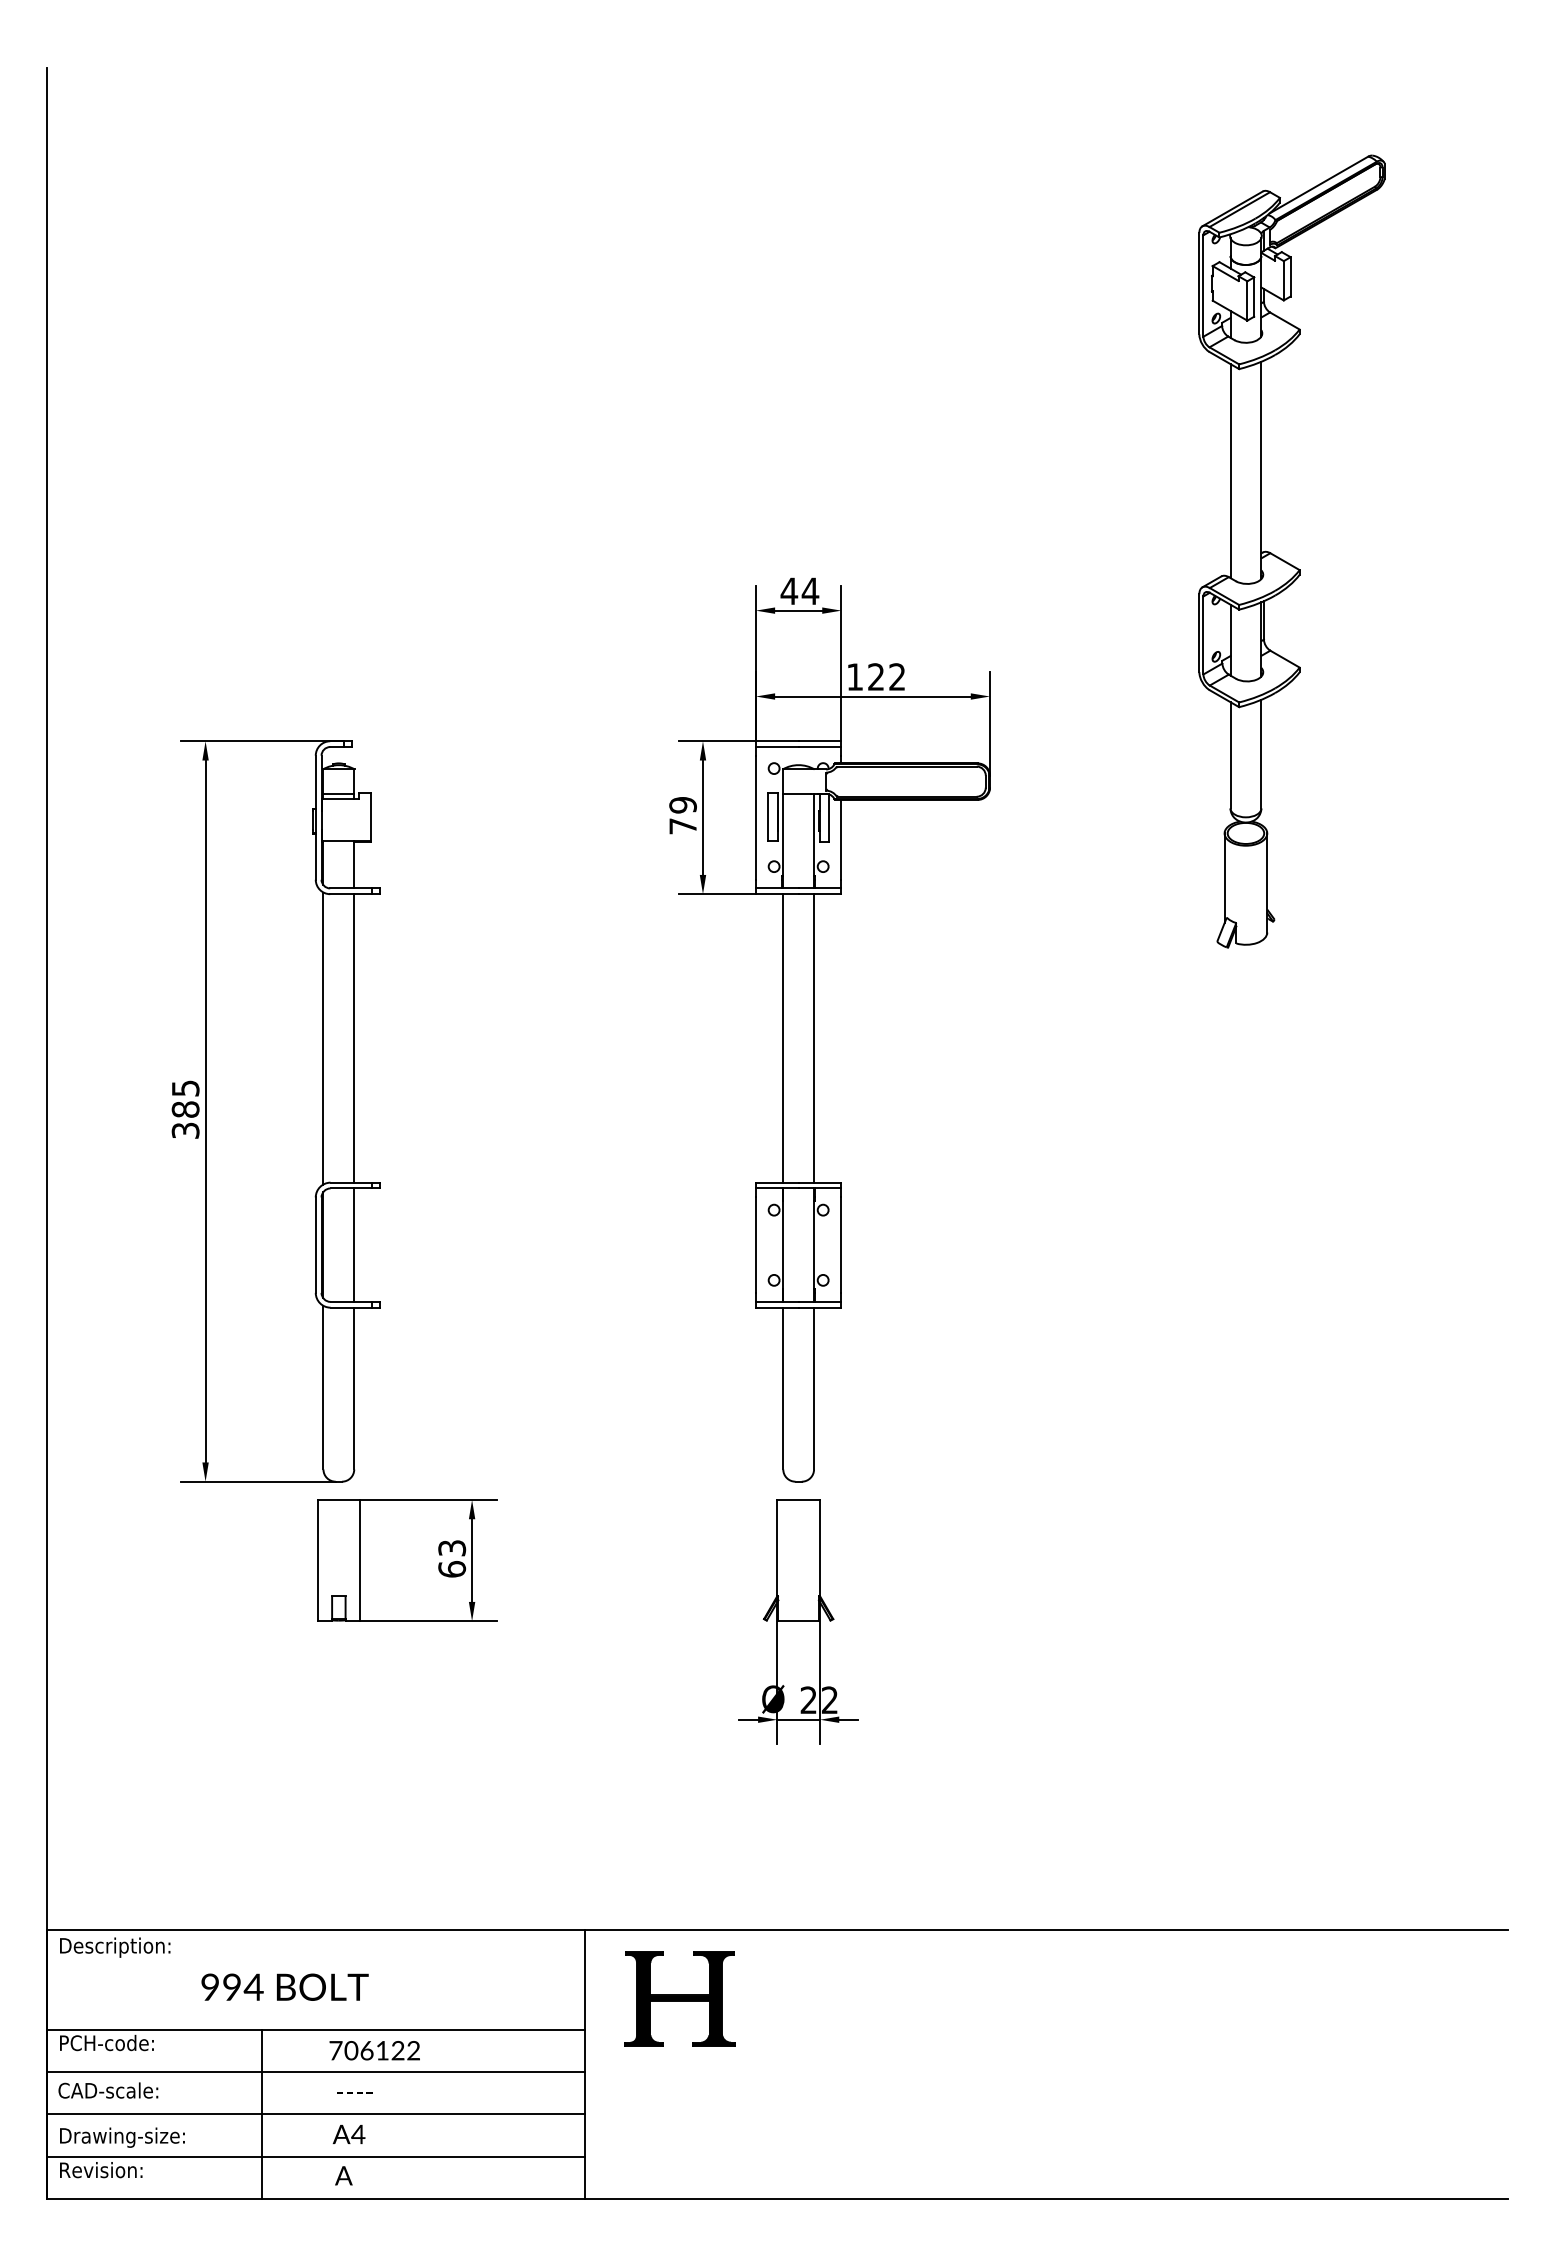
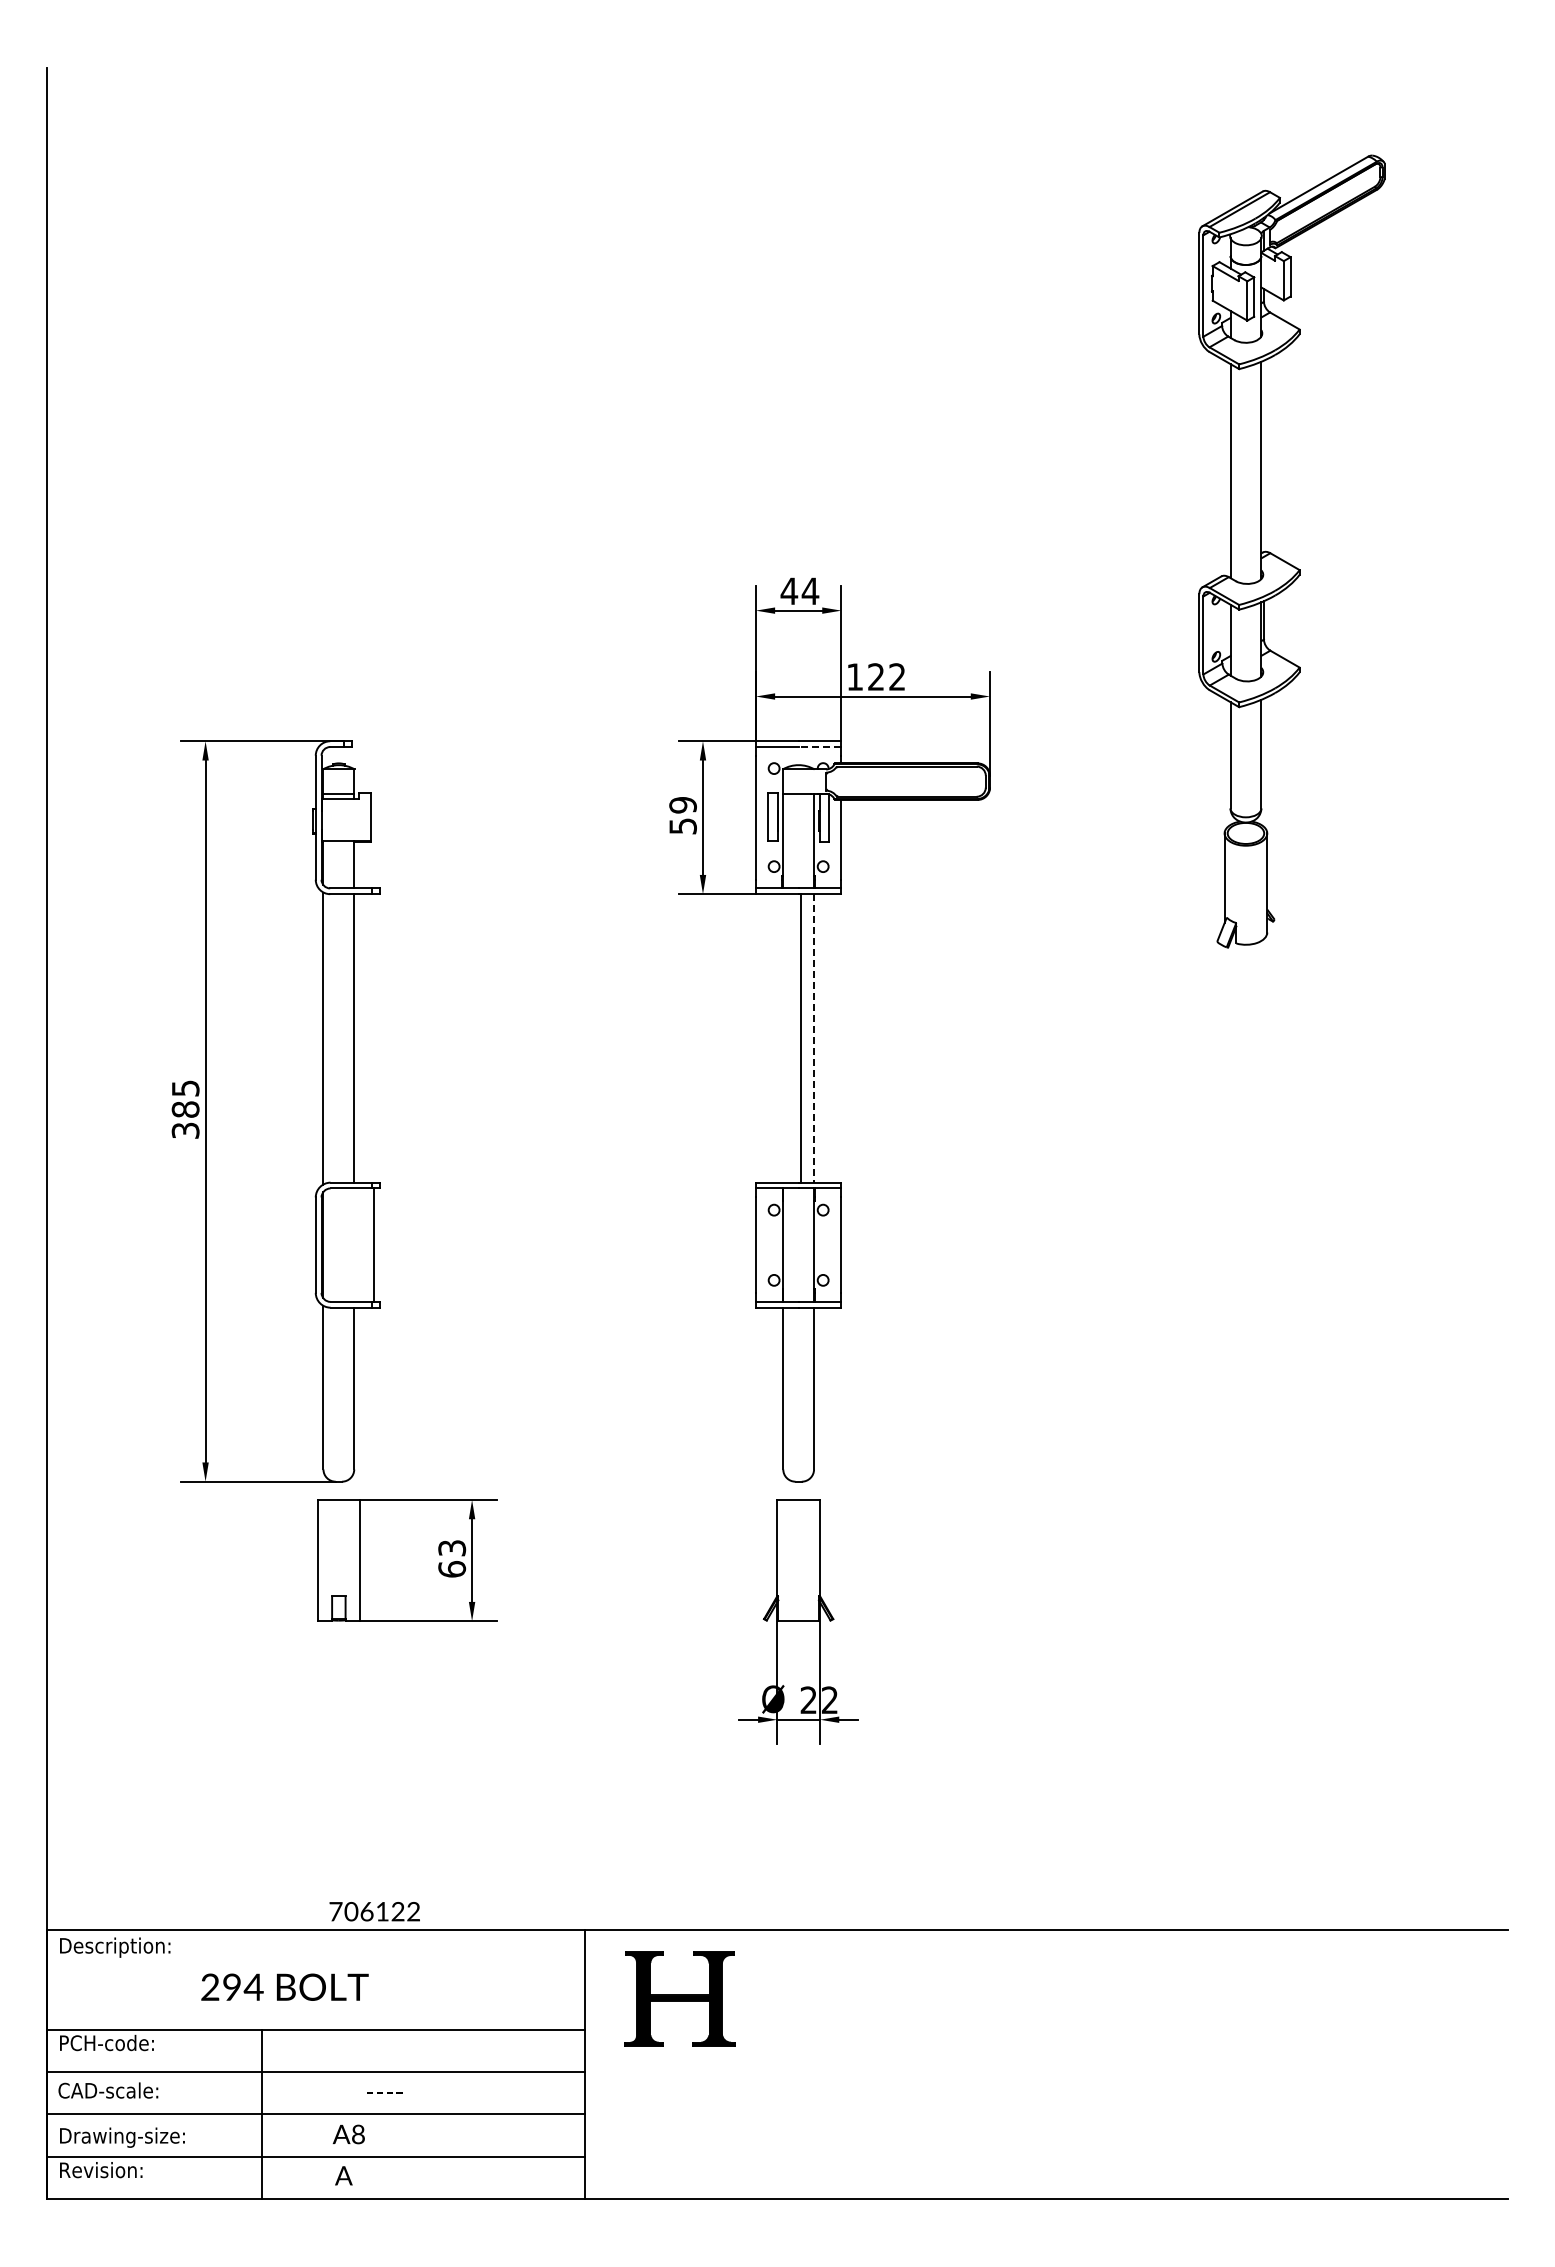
line: solid -> dashed (819, 747)
text: 79 -> 59 (682, 826)
line position: (783, 1038) -> (801, 1038) (801, 1038)
line: solid -> dashed (814, 1038)
line position: (354, 1244) -> (374, 1244) (374, 1244)
text: 994 -> 294 (210, 1987)
text position: (374, 2050) -> (374, 1911) (374, 1911)
text position: (354, 2092) -> (384, 2092) (384, 2092)
text: A4 -> A8 (358, 2134)
